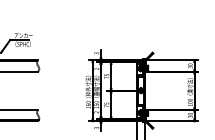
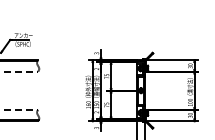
line: solid -> dashed (19, 71)
line: solid -> dashed (19, 109)
